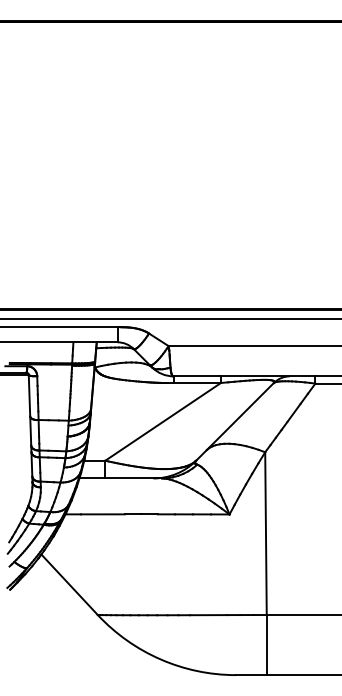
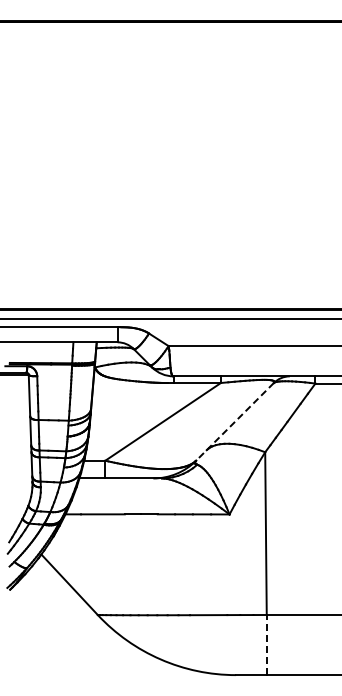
line: solid -> dashed (235, 421)
line: solid -> dashed (266, 644)
